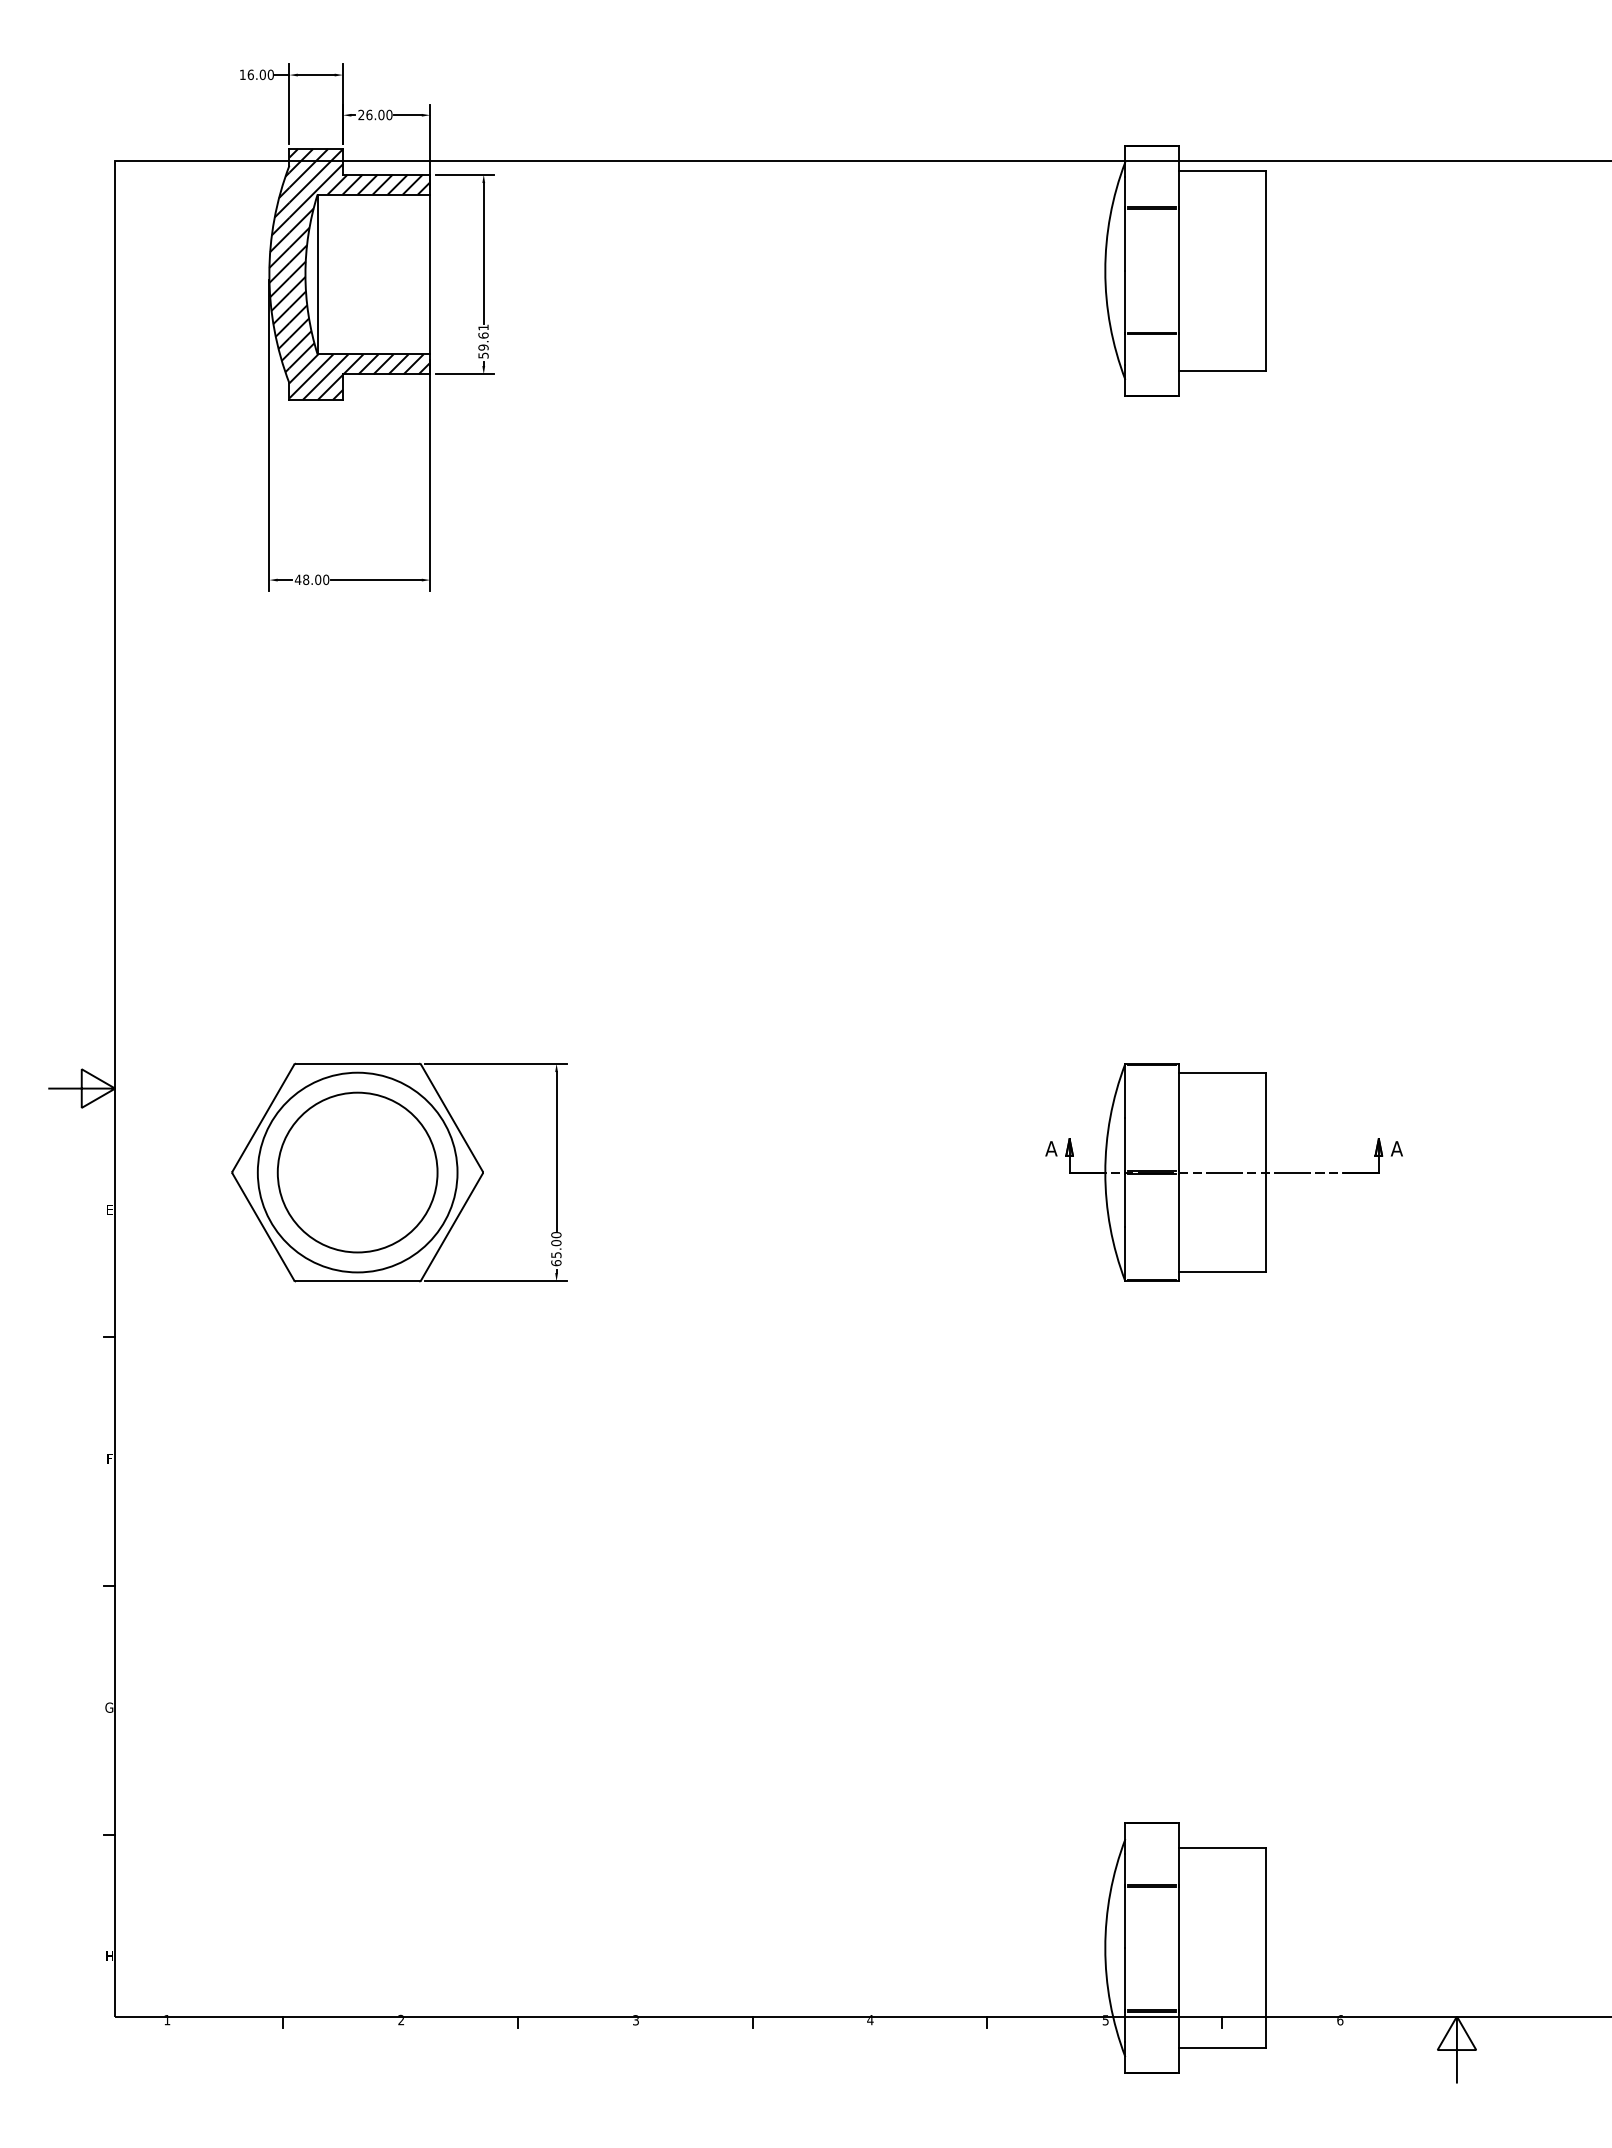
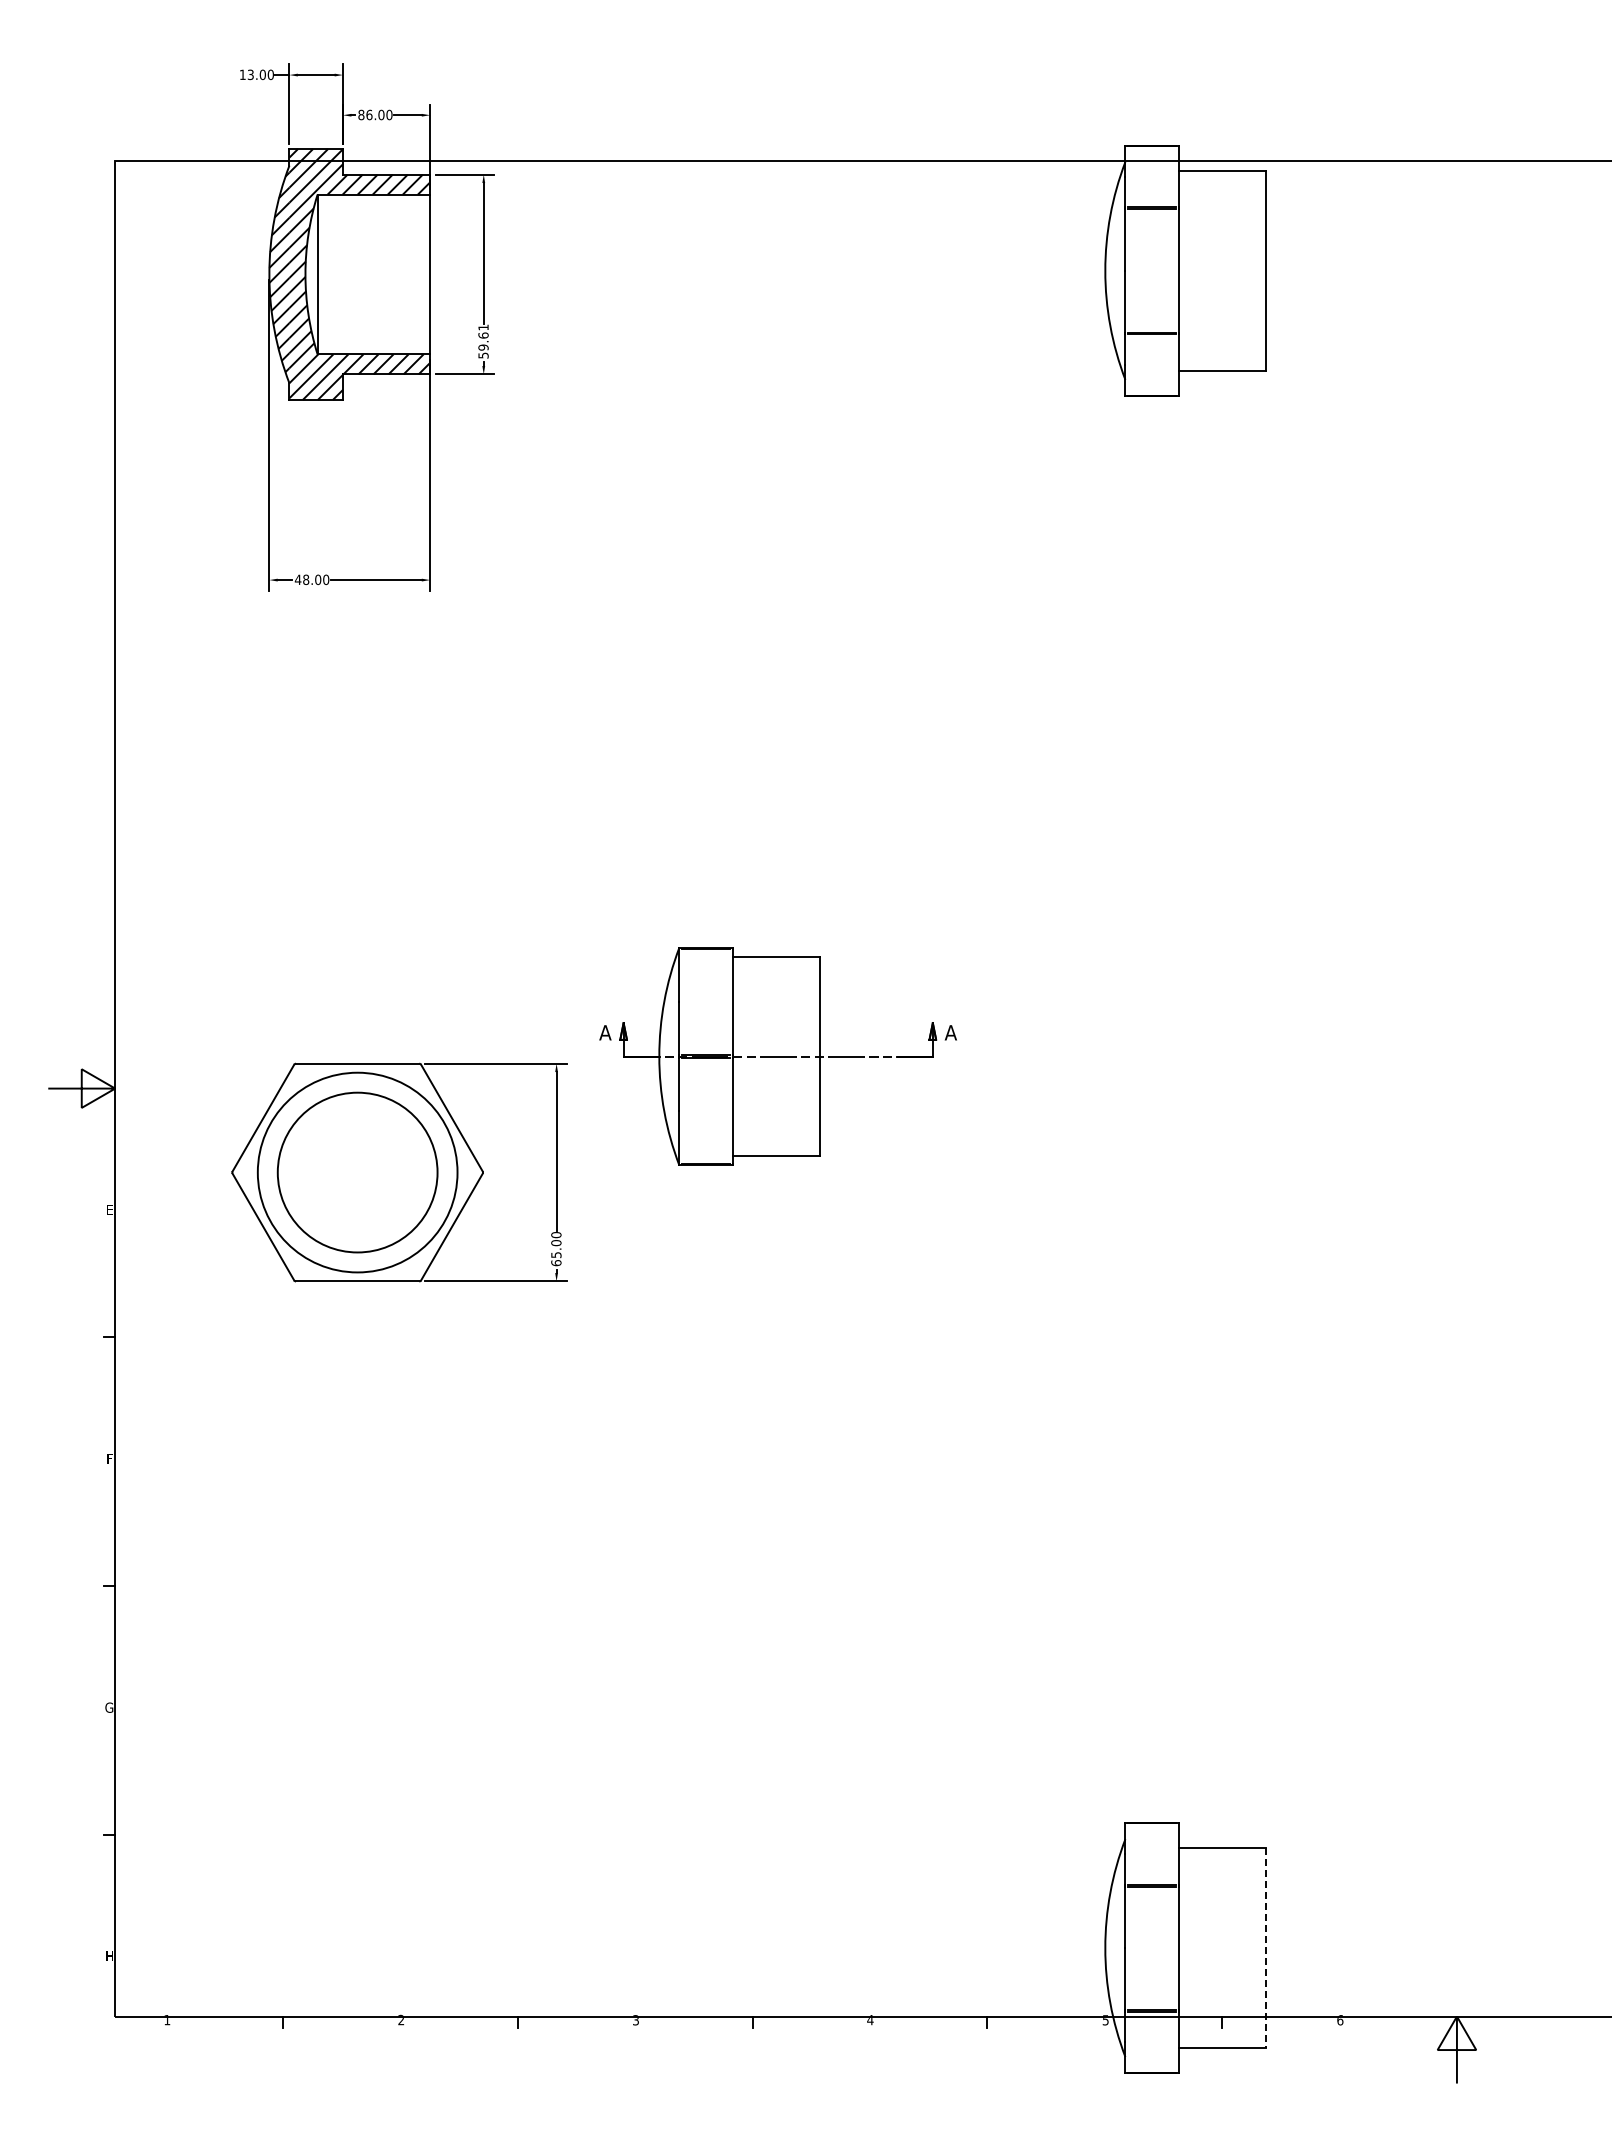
text: 16.00 -> 13.00 (250, 74)
text: 26.00 -> 86.00 (361, 115)
part position: (1223, 1172) -> (777, 1056) (777, 1056)
line: solid -> dashed (1266, 1948)
